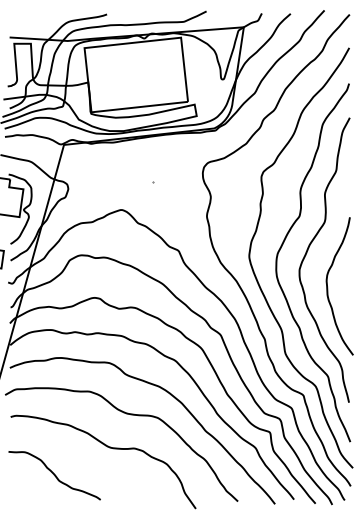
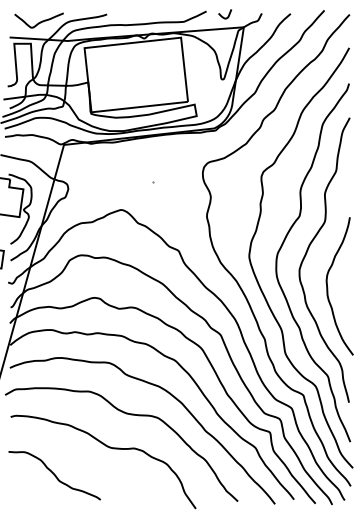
curve: none -> present (223, 16)
curve: none -> present (38, 22)
